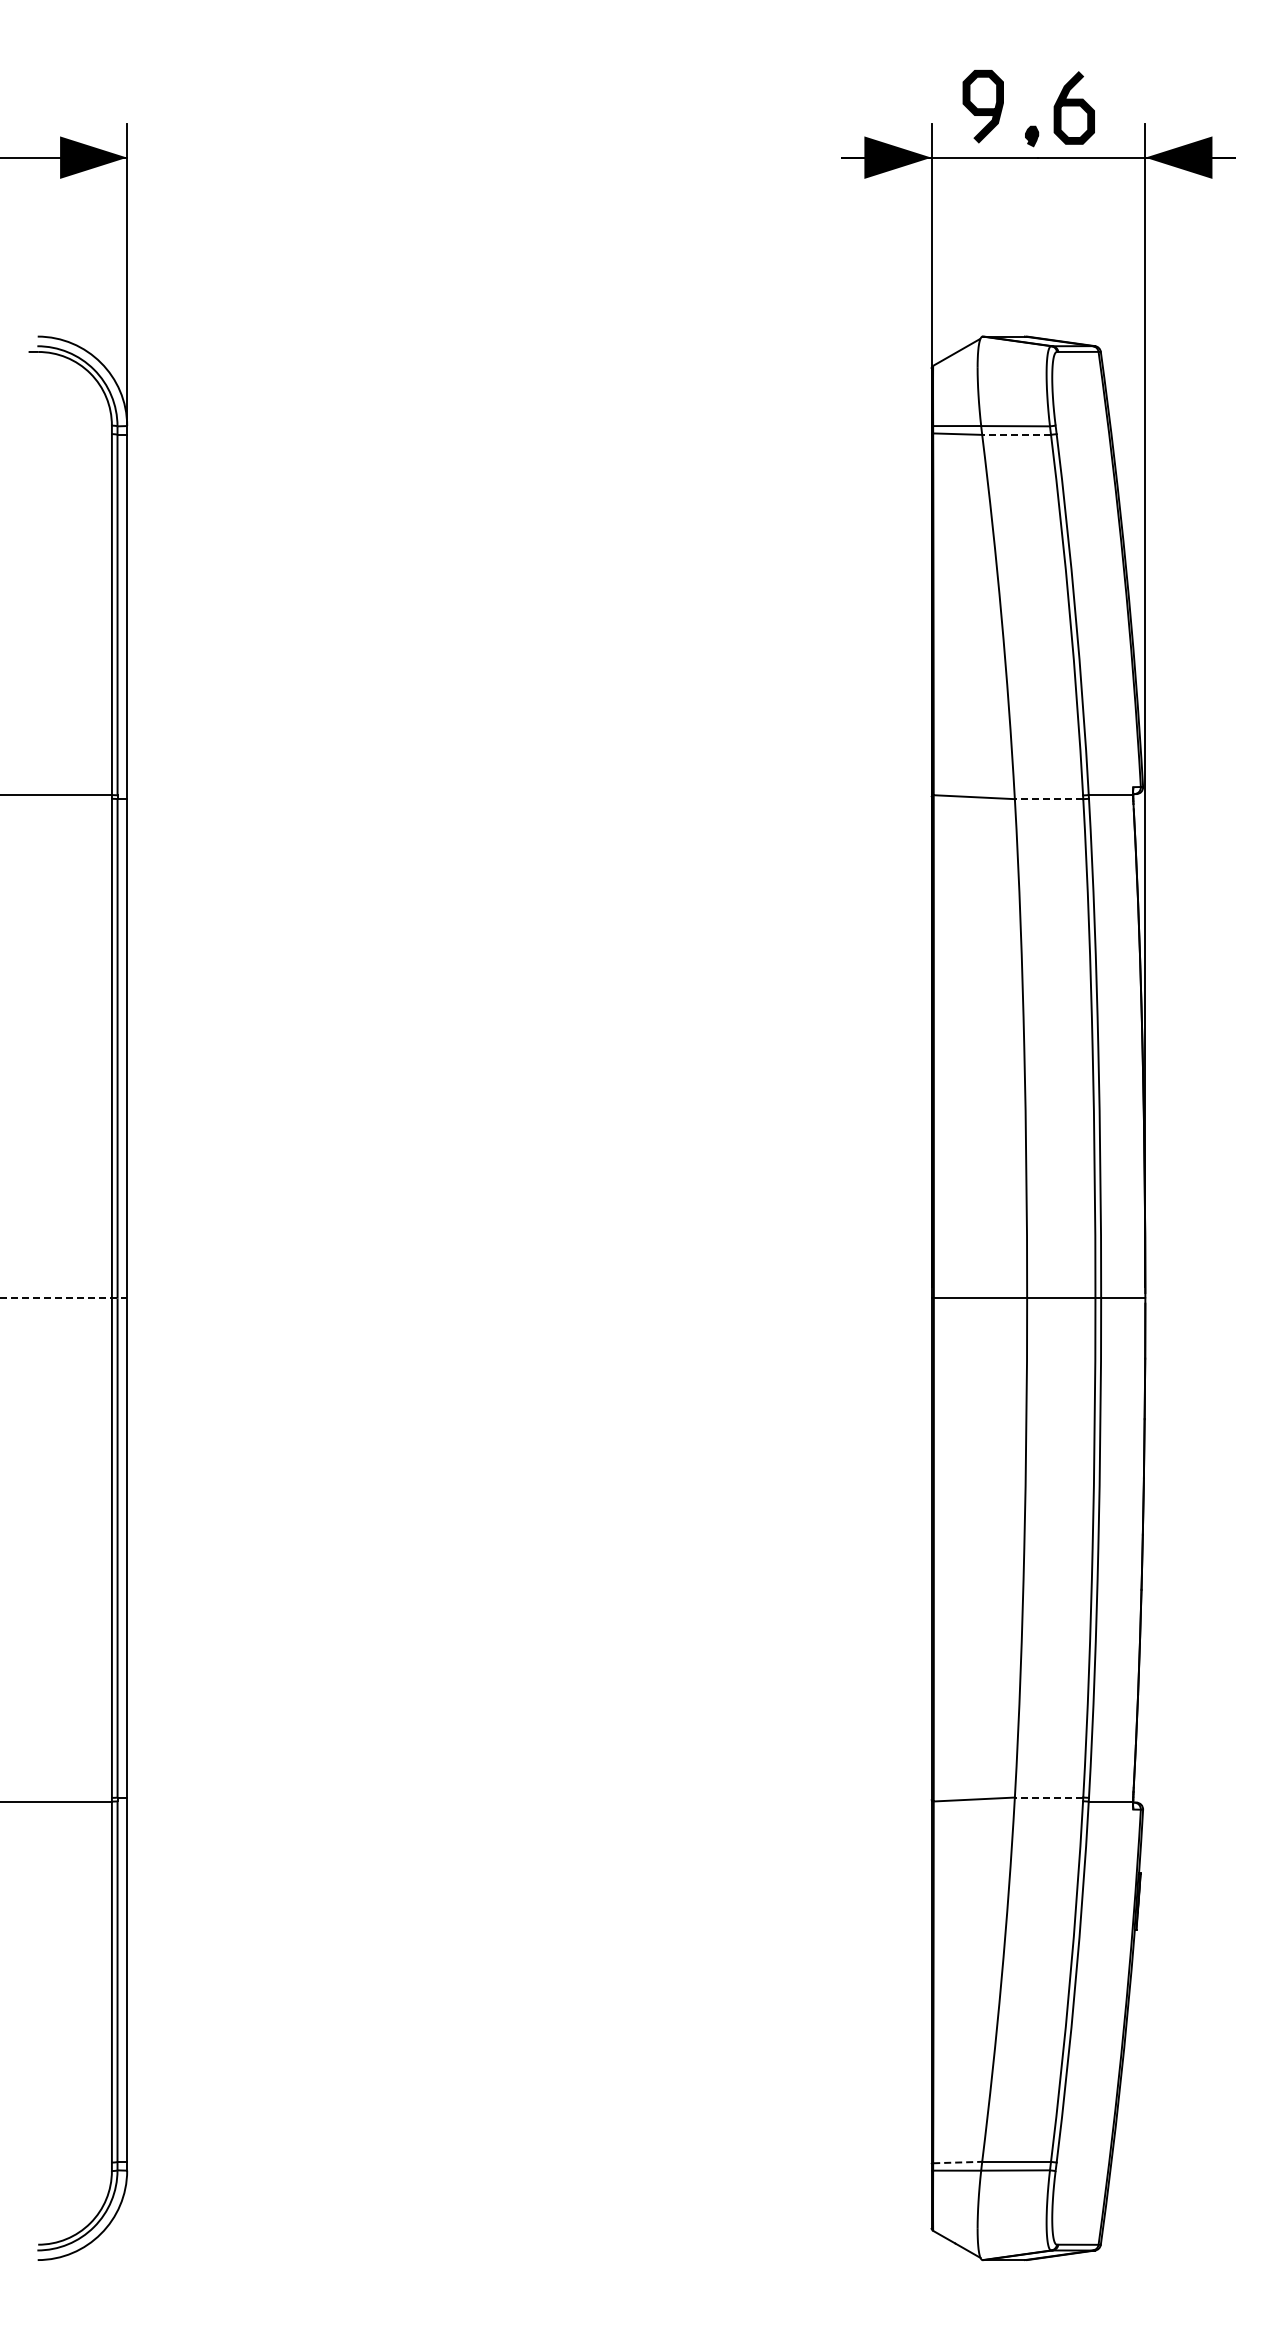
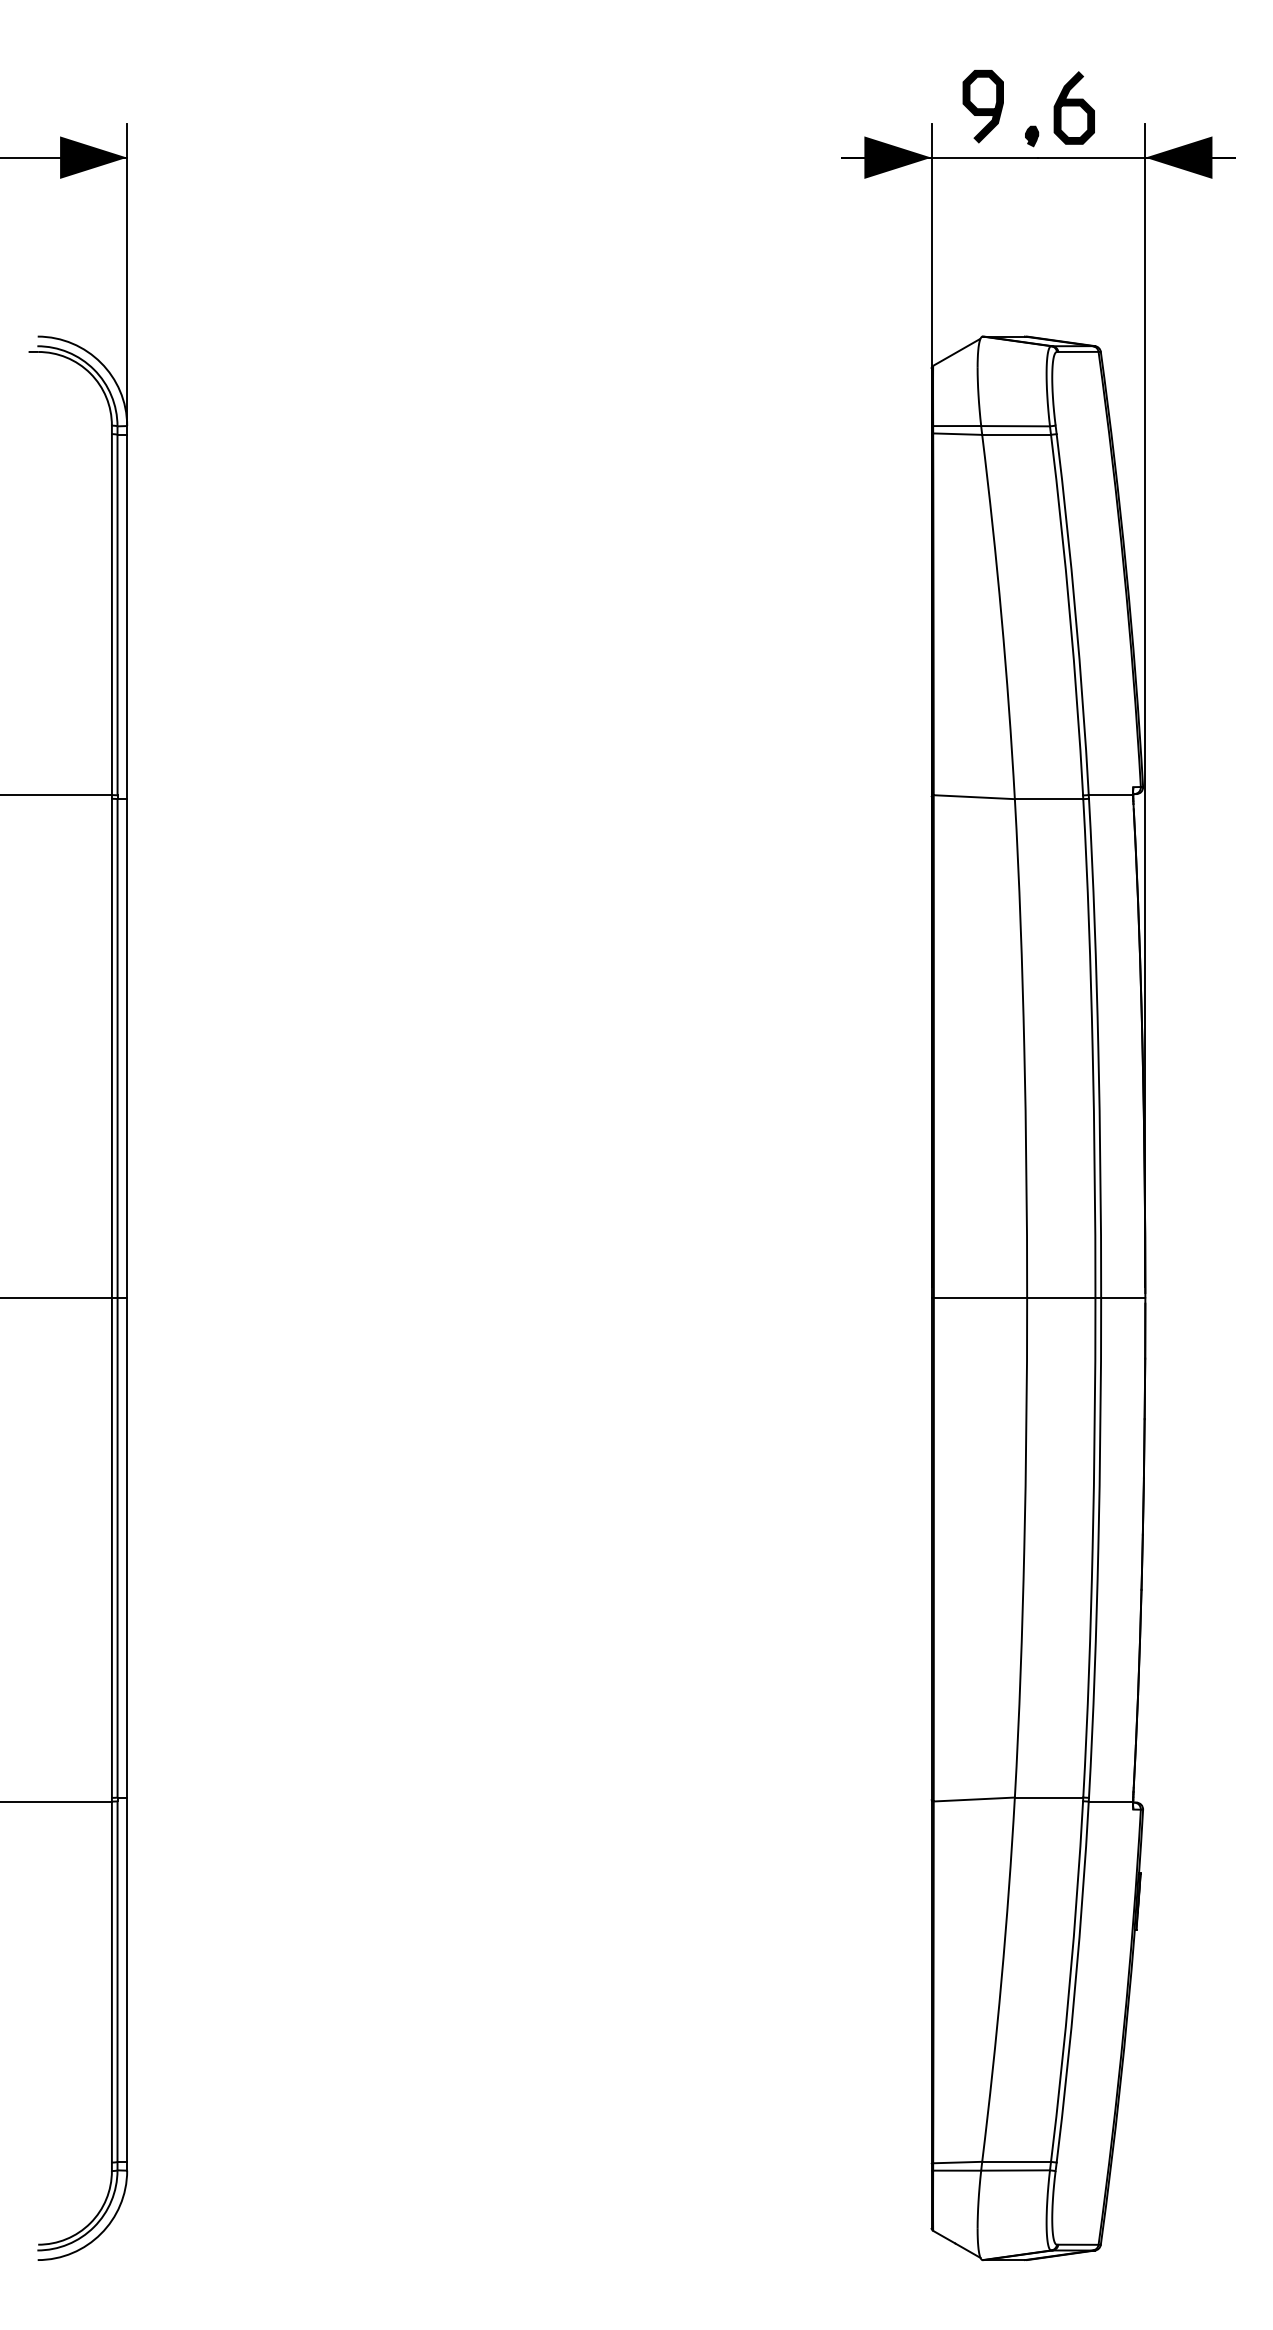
line: dashed -> solid (1016, 434)
line: dashed -> solid (1048, 799)
line: dashed -> solid (64, 1298)
line: dashed -> solid (1048, 1797)
line: dashed -> solid (957, 2162)
